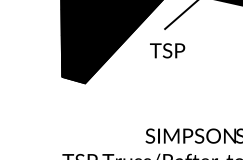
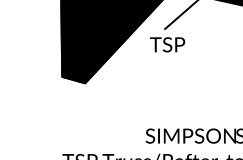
text position: (167, 50) -> (167, 44) (167, 44)
